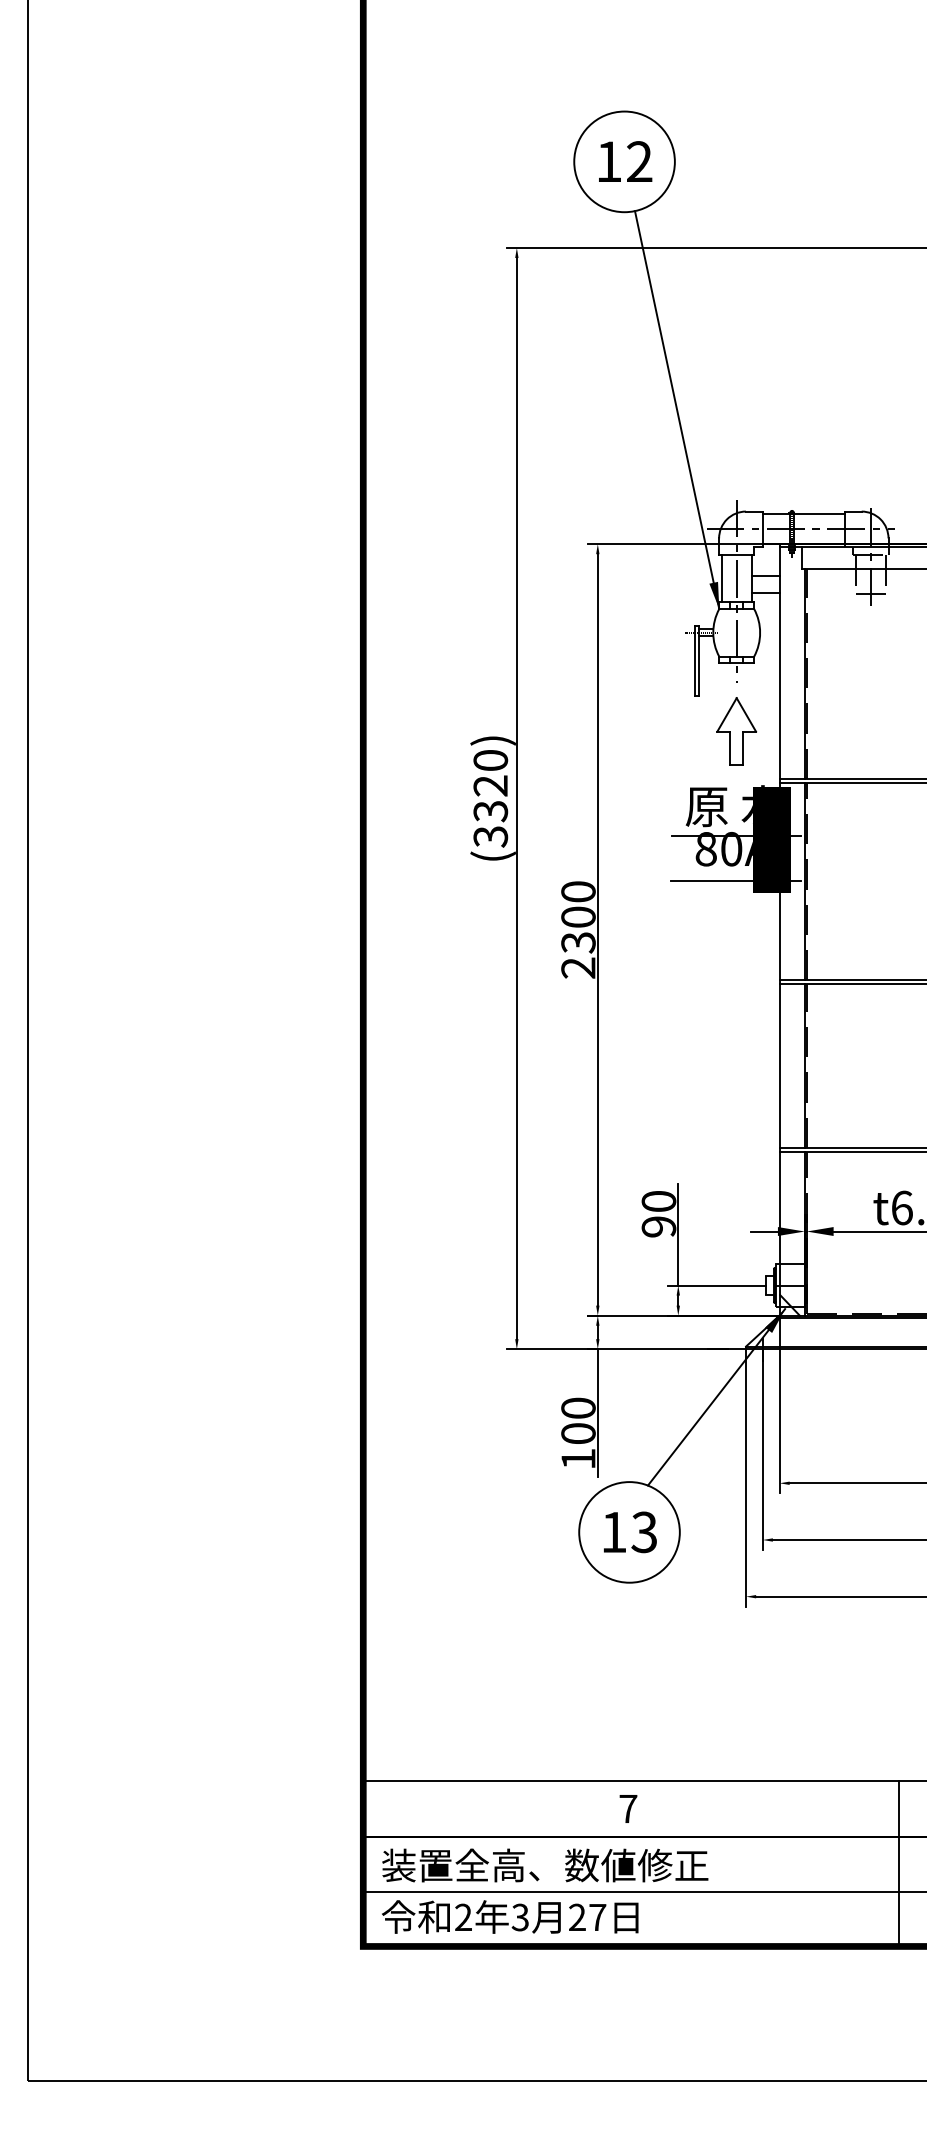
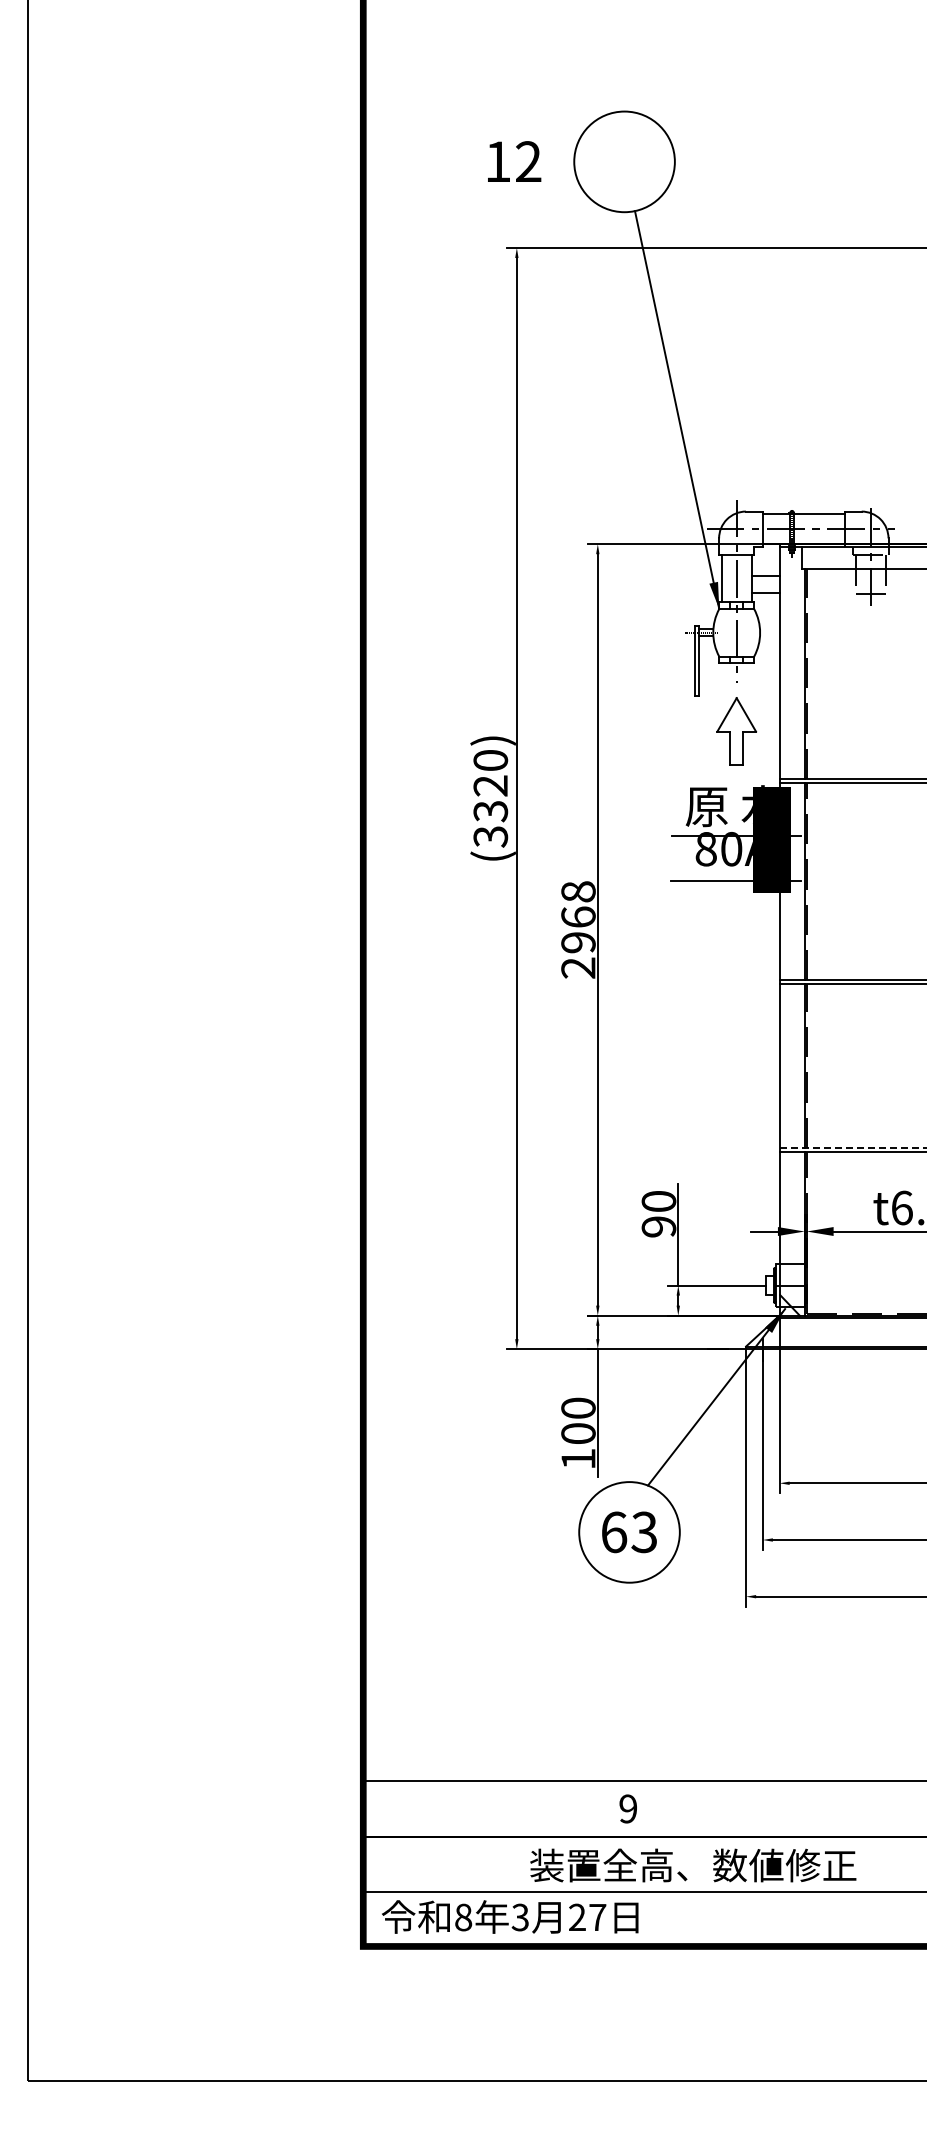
text position: (625, 161) -> (514, 161) (514, 161)
text: 2300 -> 2968 (578, 917)
line: solid -> dashed (853, 1147)
text: 13 -> 63 (614, 1532)
text: 7 -> 9 (628, 1808)
line: present -> none (898, 1863)
text position: (545, 1865) -> (693, 1865) (693, 1865)
text: 2 -> 8 (463, 1917)
